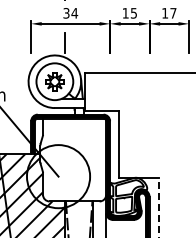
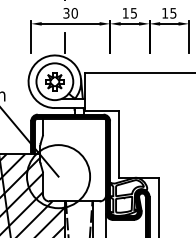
text: 34 -> 30 (74, 13)
text: 17 -> 15 (173, 13)
line: dashed -> solid (158, 207)
